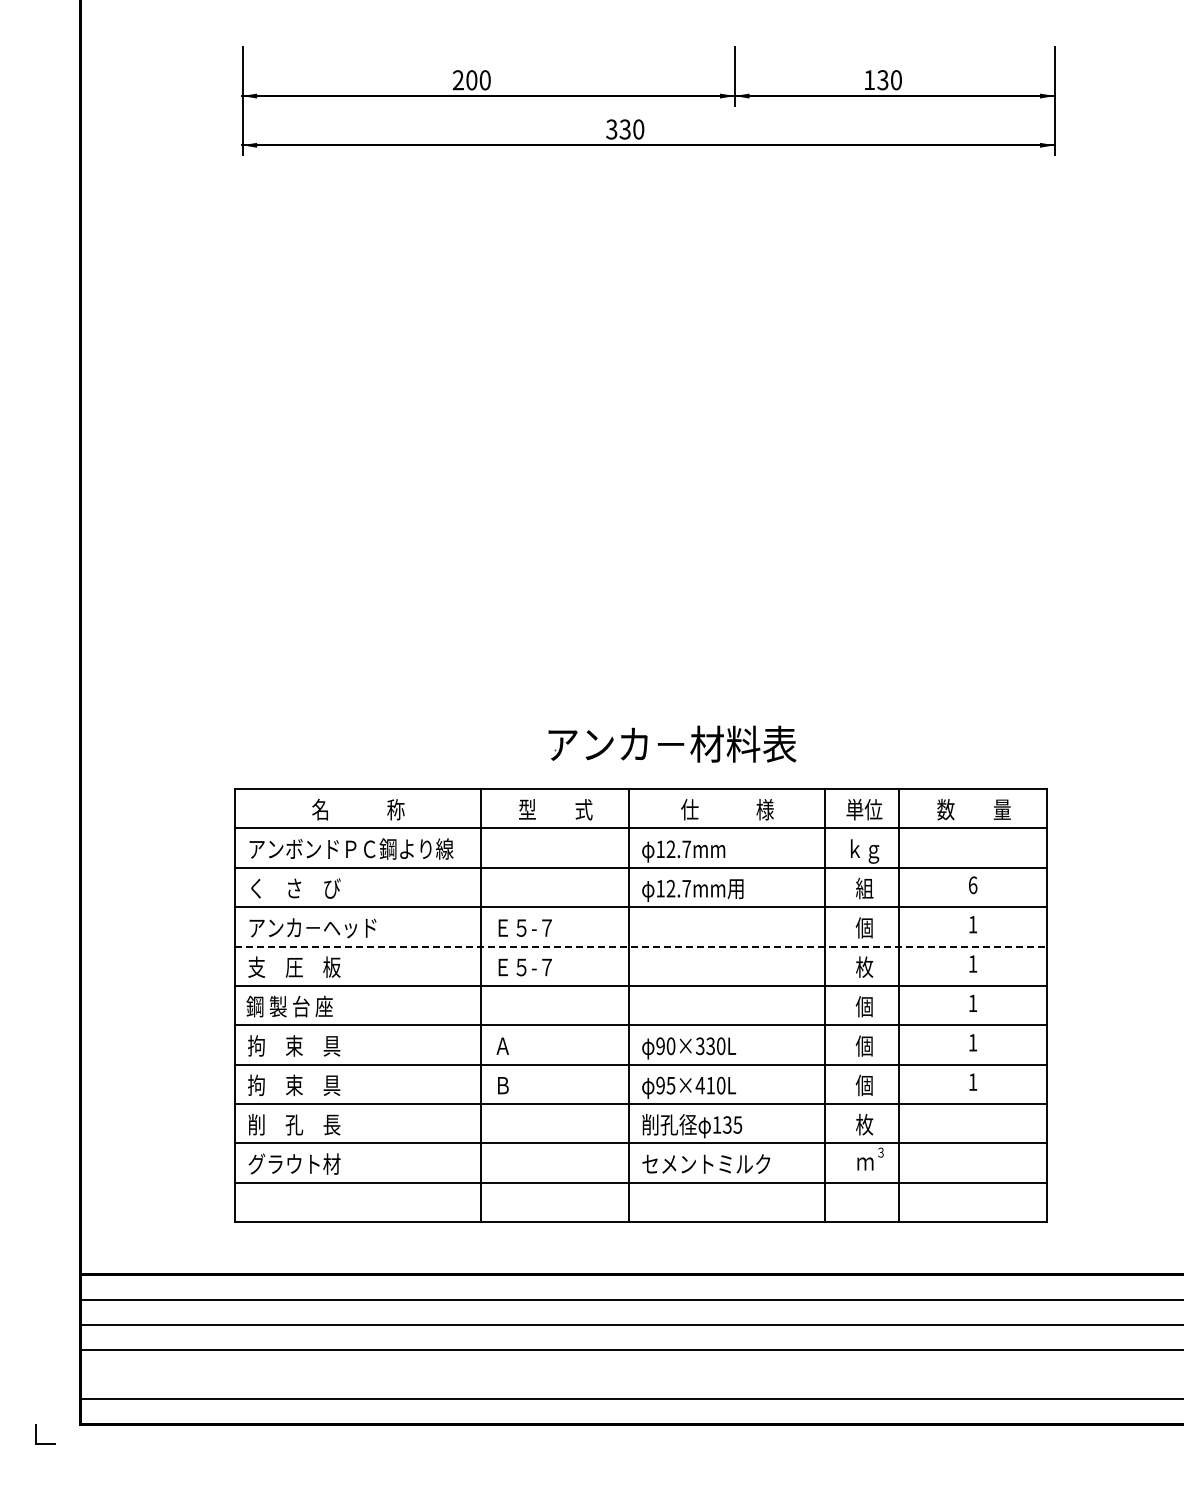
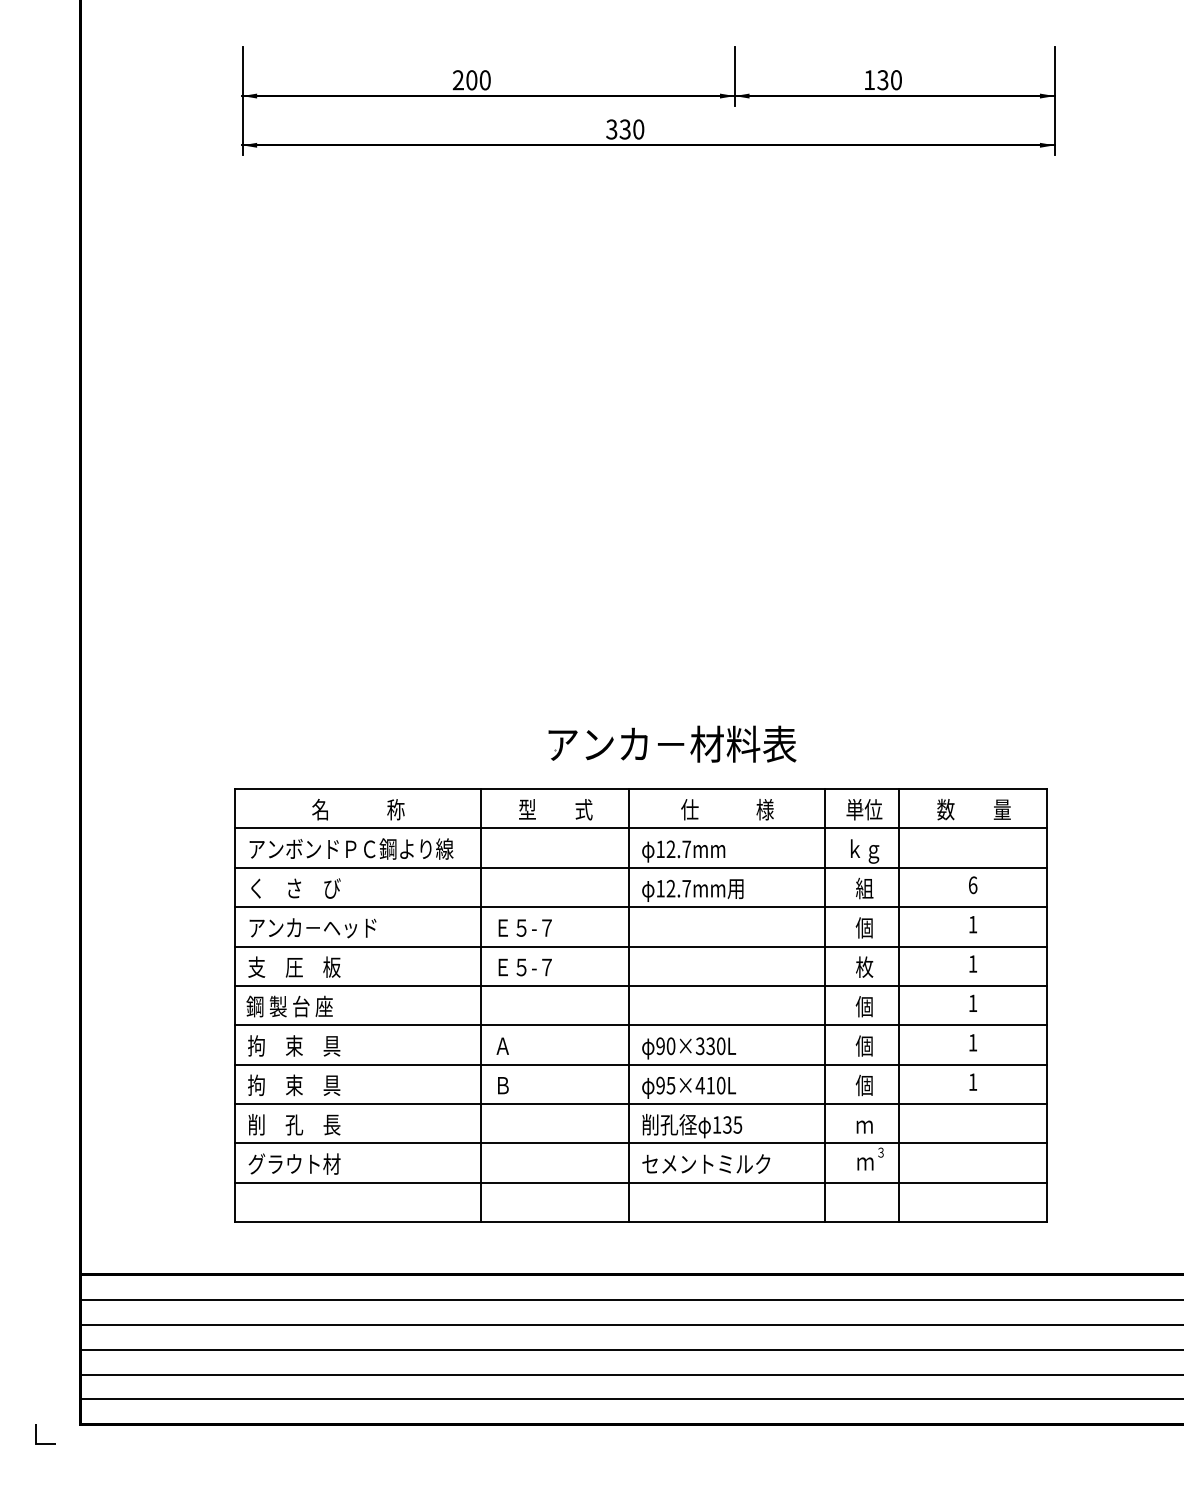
line: dashed -> solid (641, 946)
text: 枚 -> ｍ (864, 1124)
line: none -> present (630, 1374)
